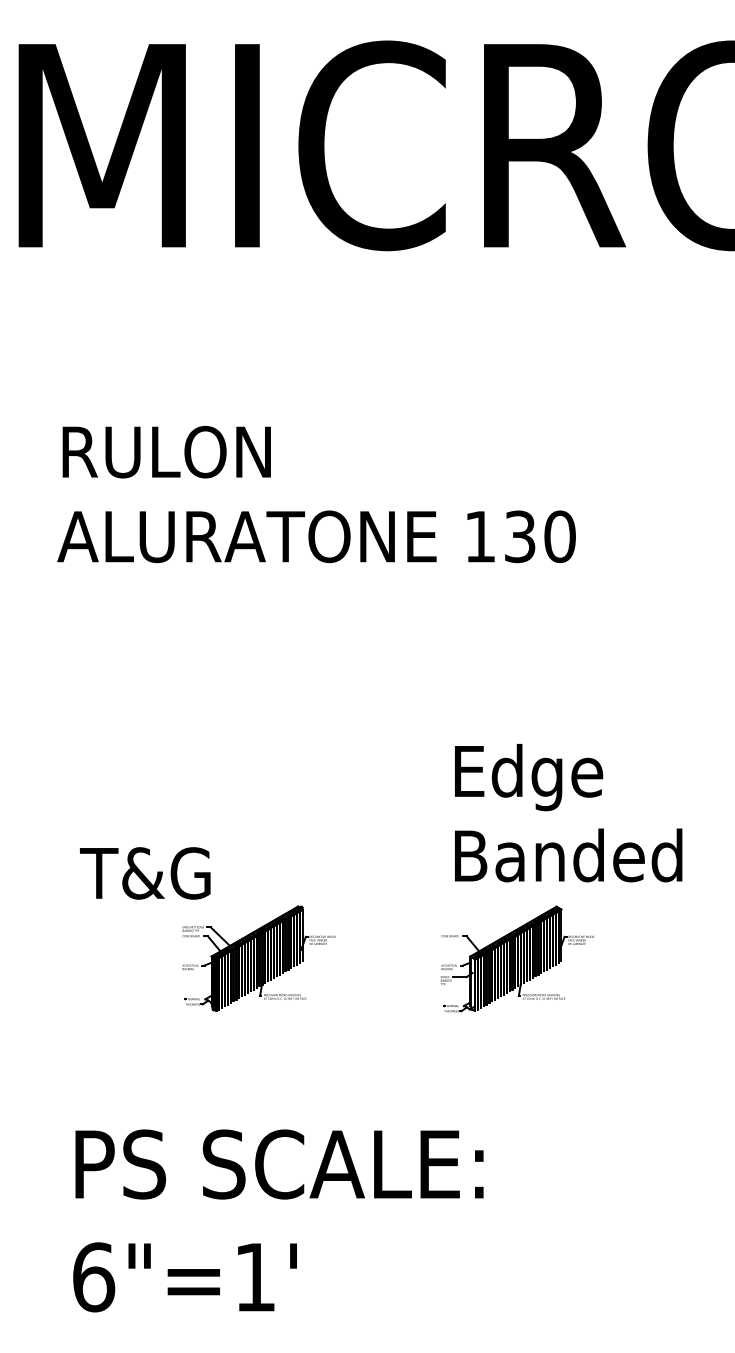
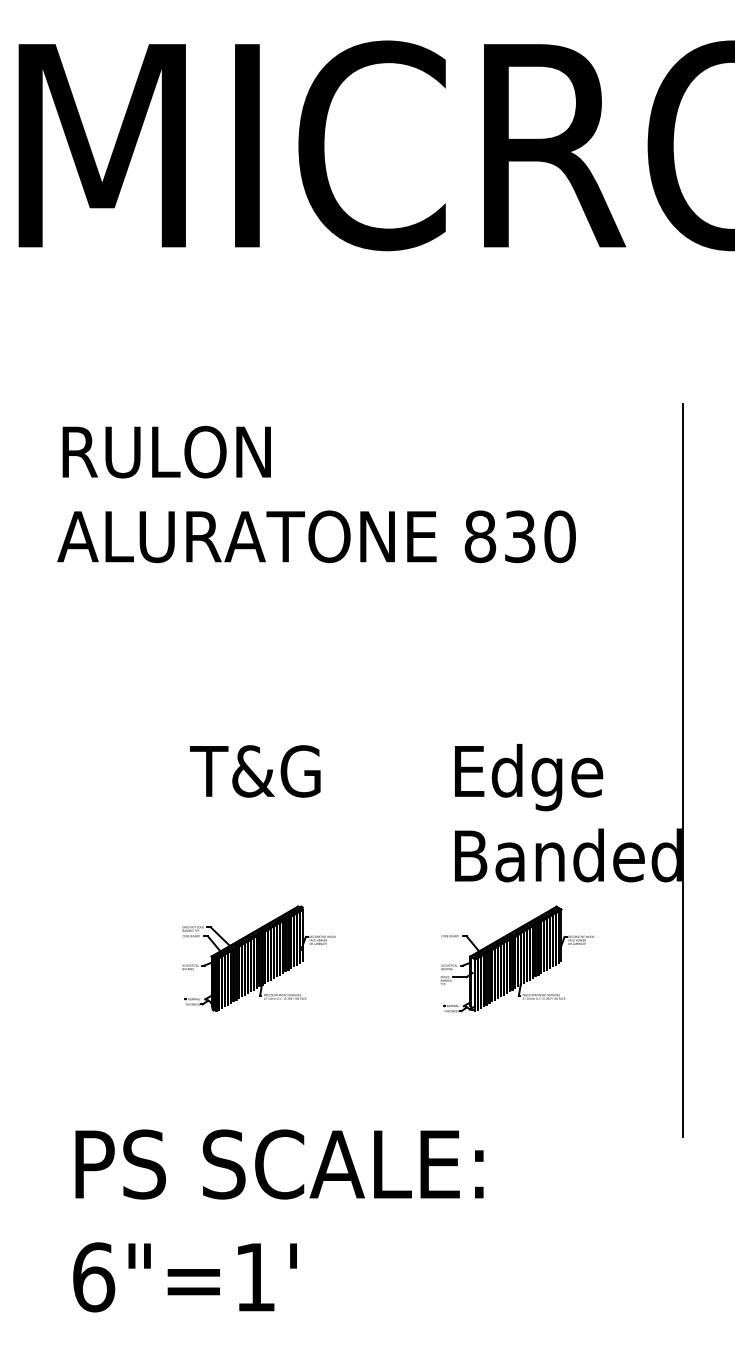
text: 130 -> 830 (480, 536)
line: none -> present (683, 769)
text position: (145, 873) -> (255, 771) (255, 771)
